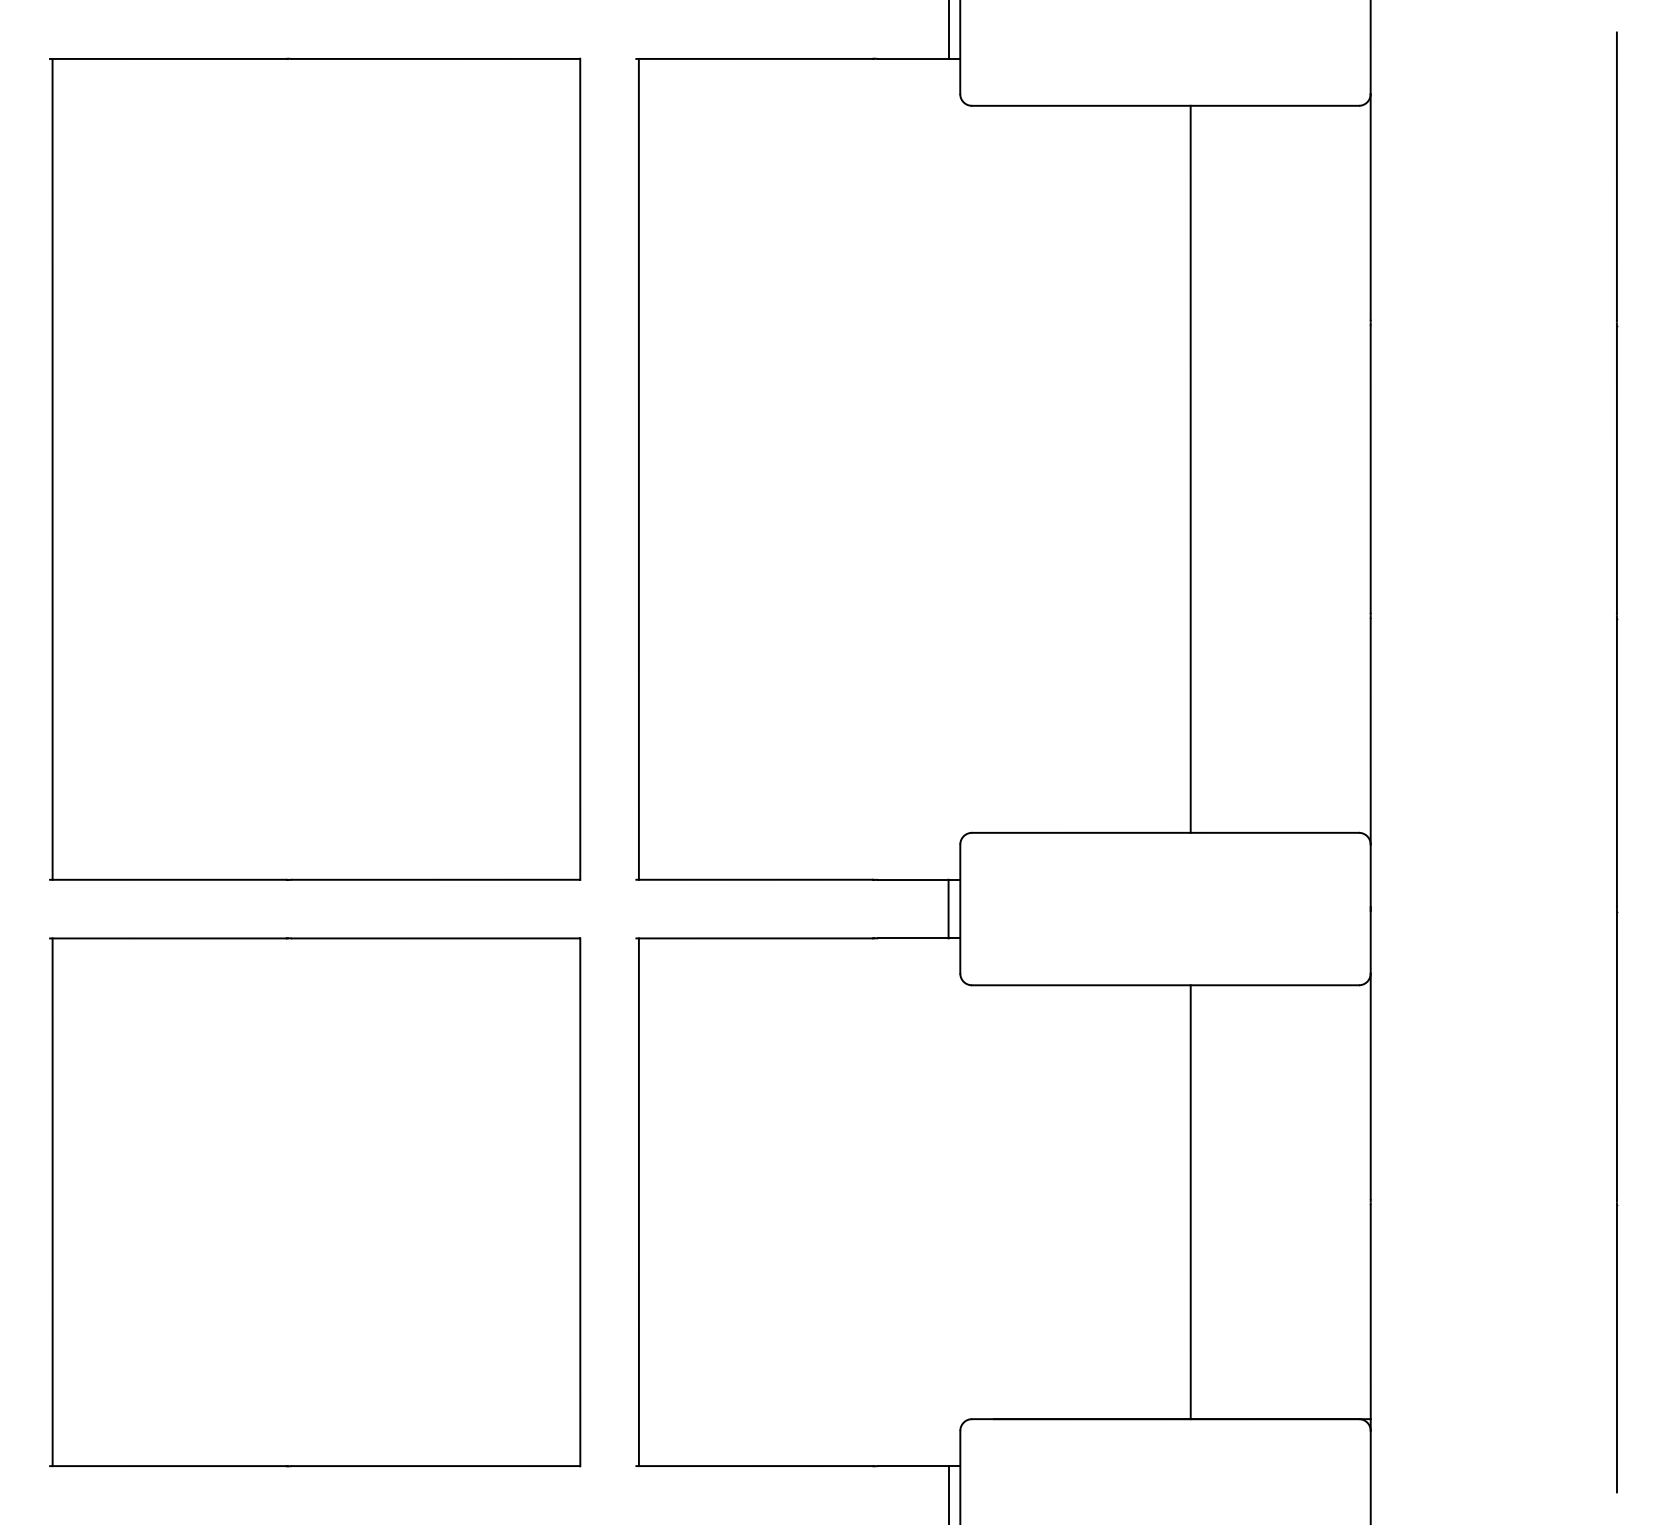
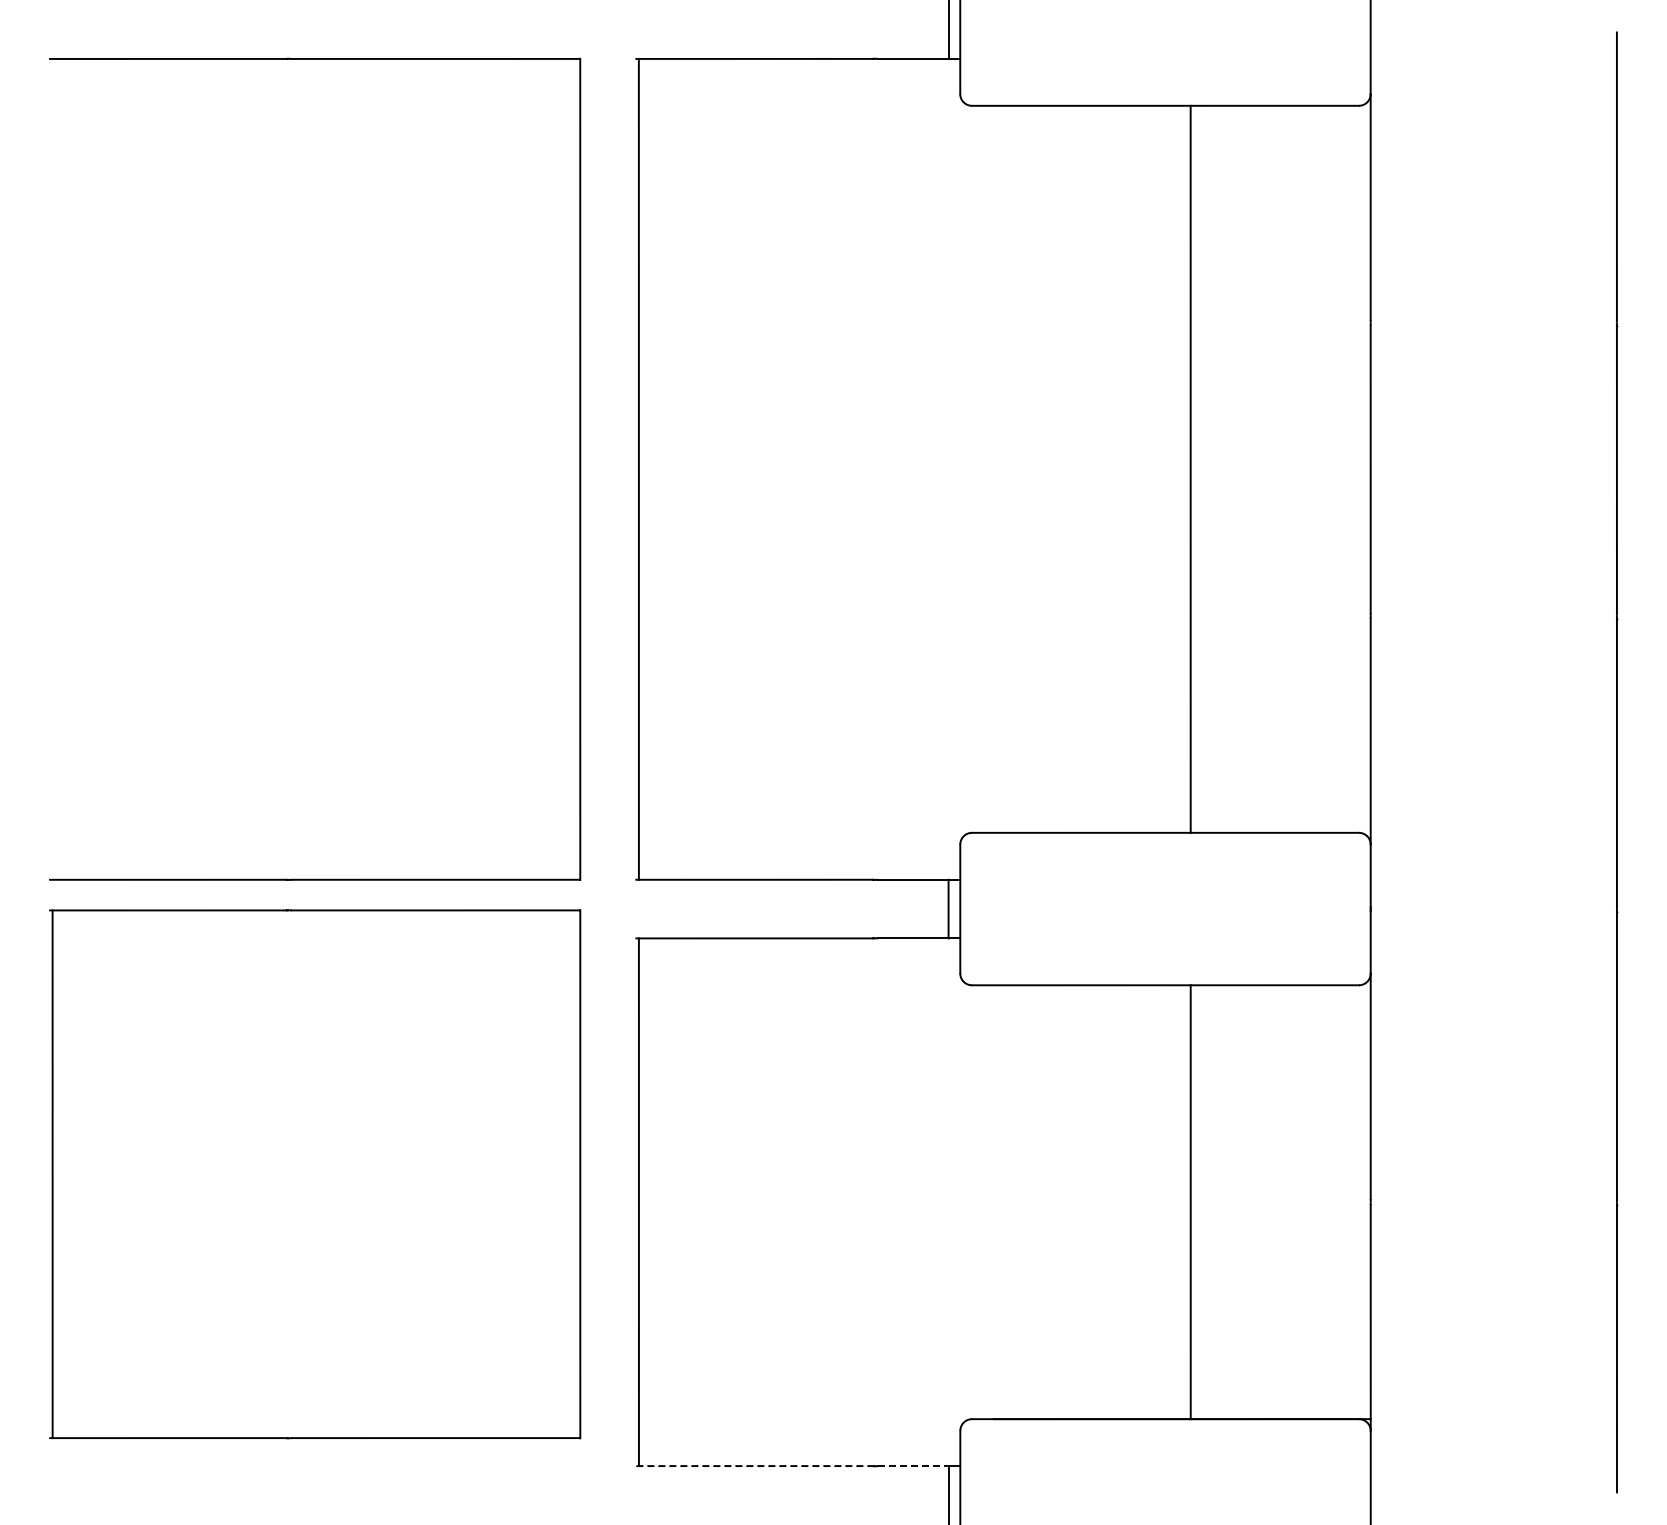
line: present -> none (52, 468)
part position: (315, 1202) -> (315, 1174) (315, 1174)
line: solid -> dashed (754, 1466)
line: solid -> dashed (913, 1466)
